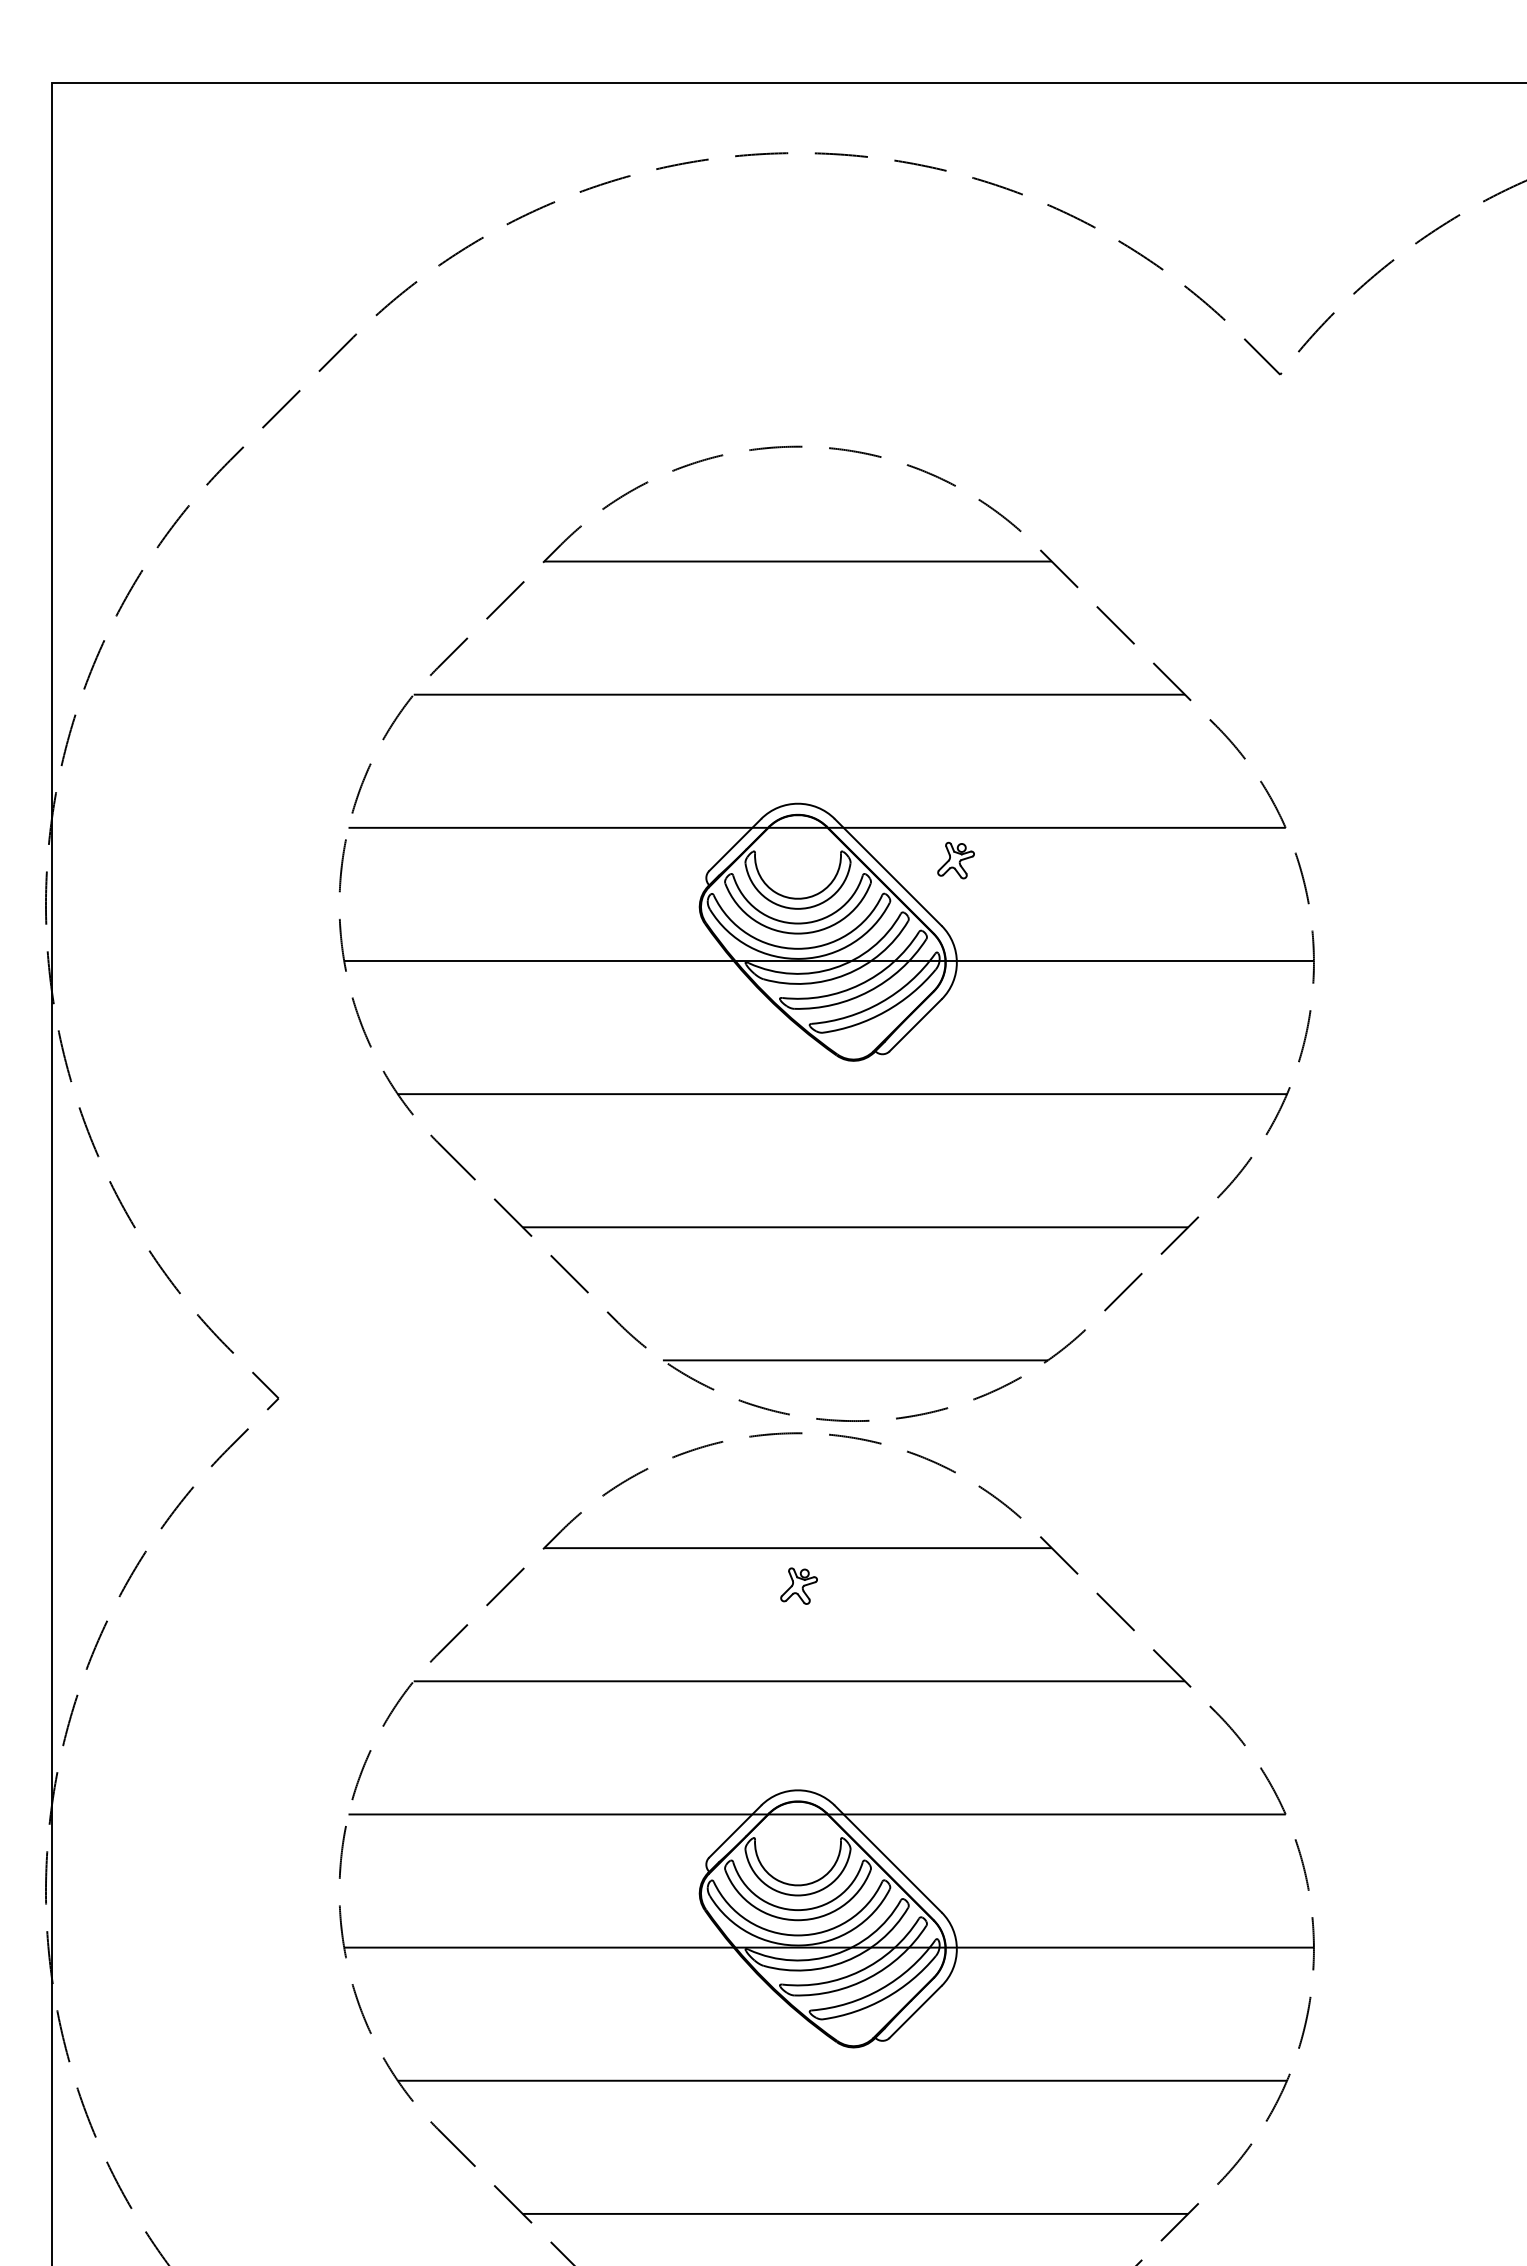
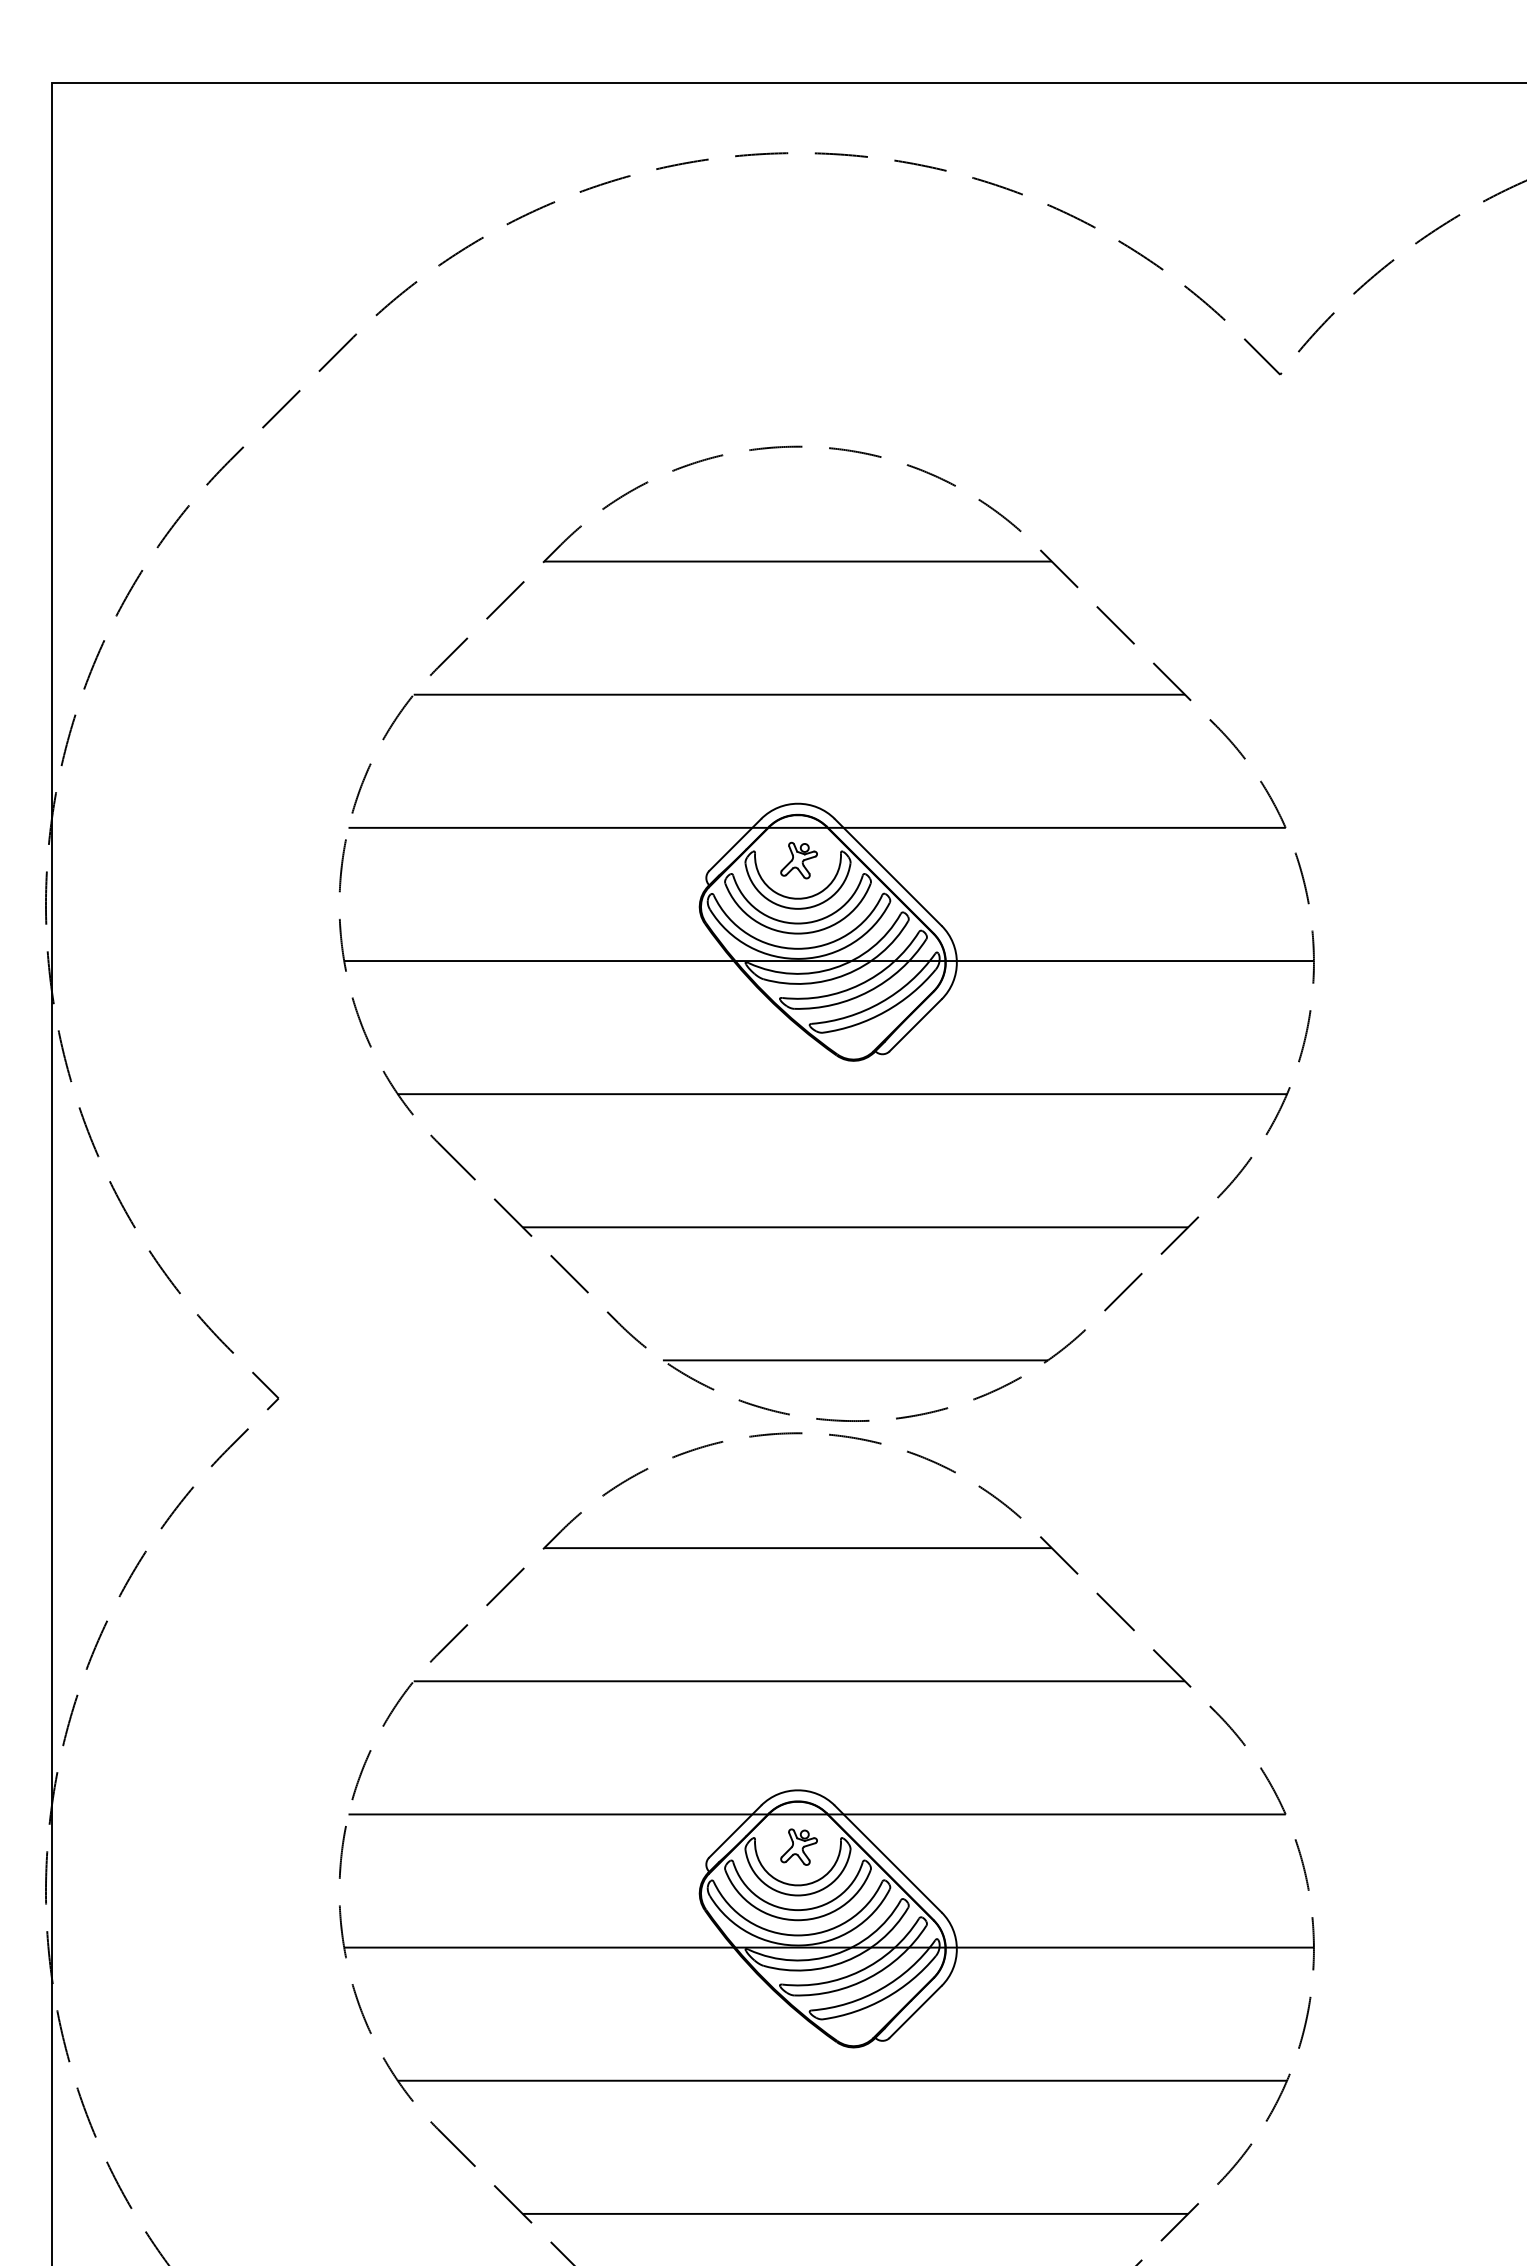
part position: (955, 860) -> (798, 860) (798, 860)
part position: (798, 1585) -> (798, 1846) (798, 1846)
